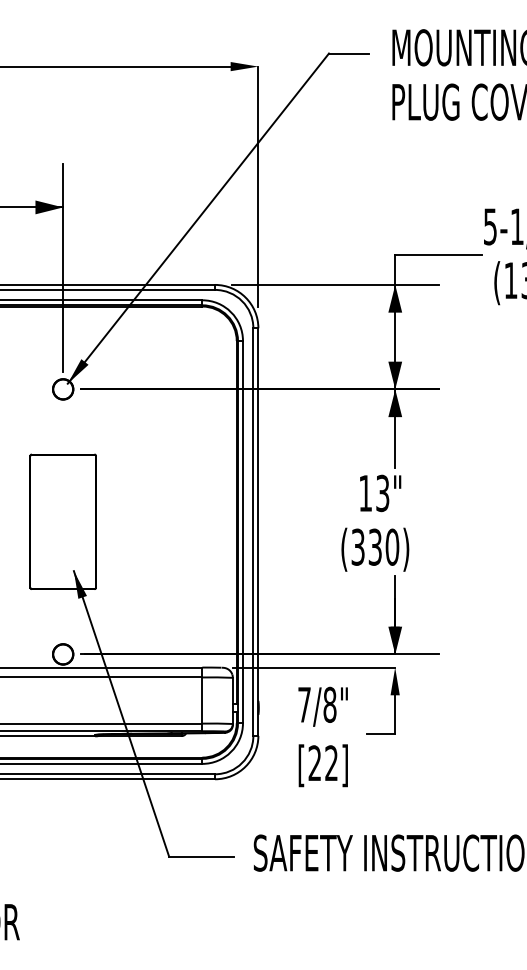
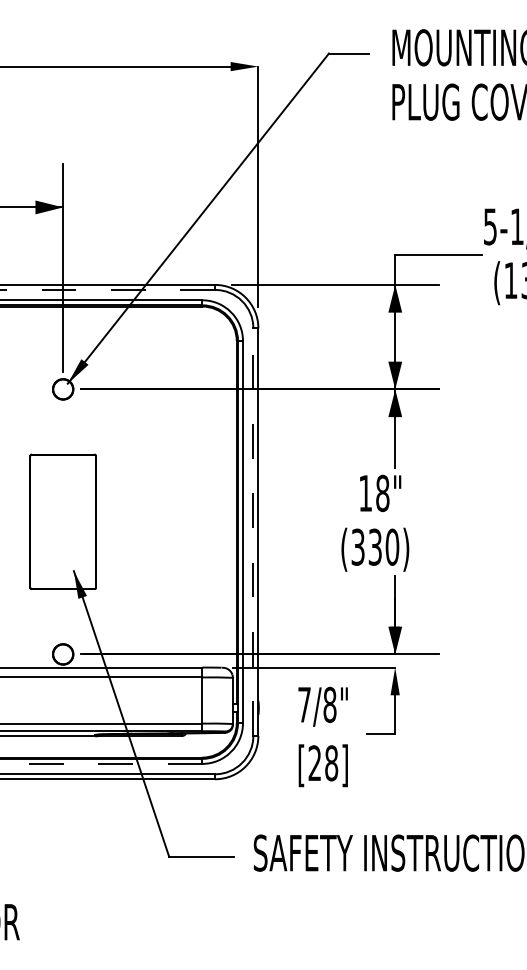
line: solid -> dashed (107, 289)
text: 13" -> 18" (382, 493)
line: solid -> dashed (253, 532)
line: solid -> dashed (101, 763)
text: [22] -> [28] (331, 763)
